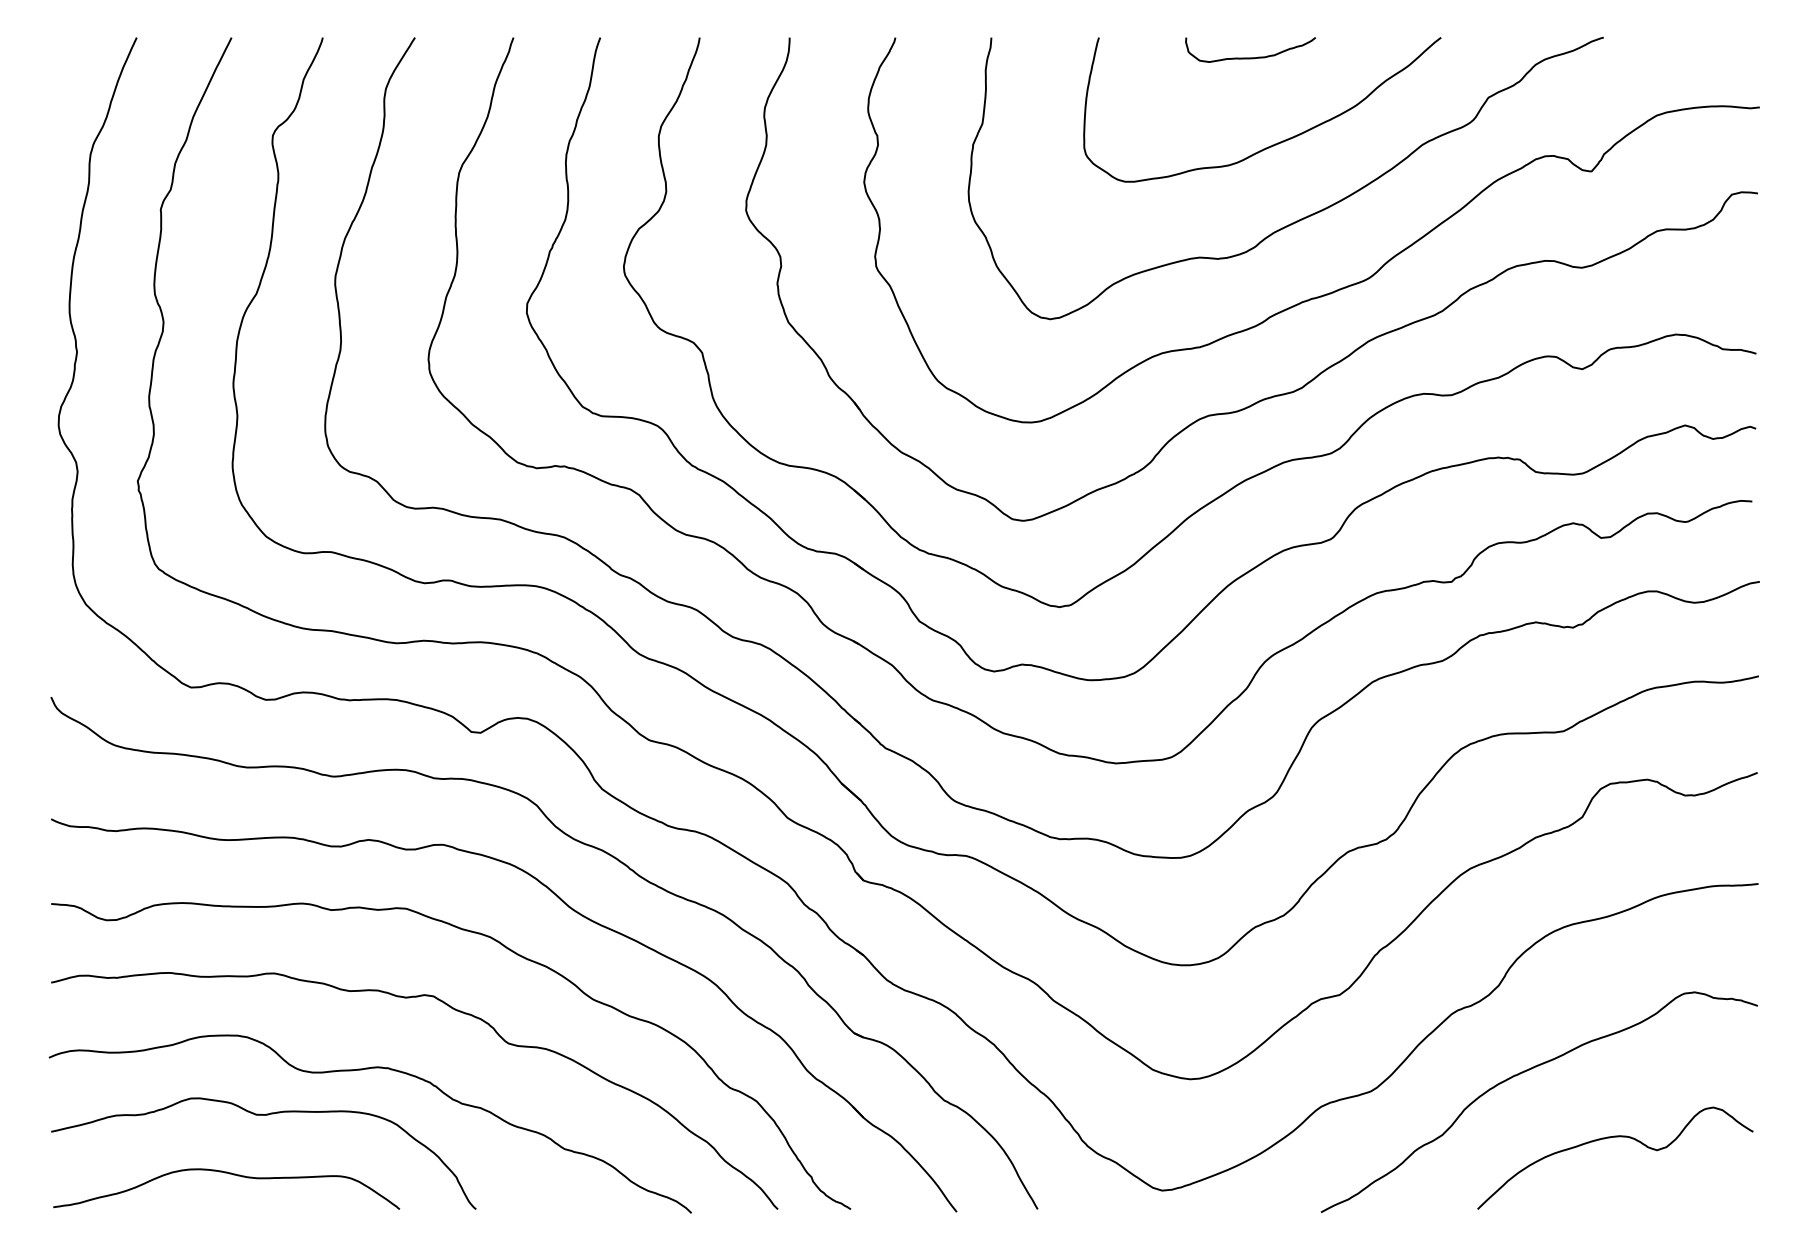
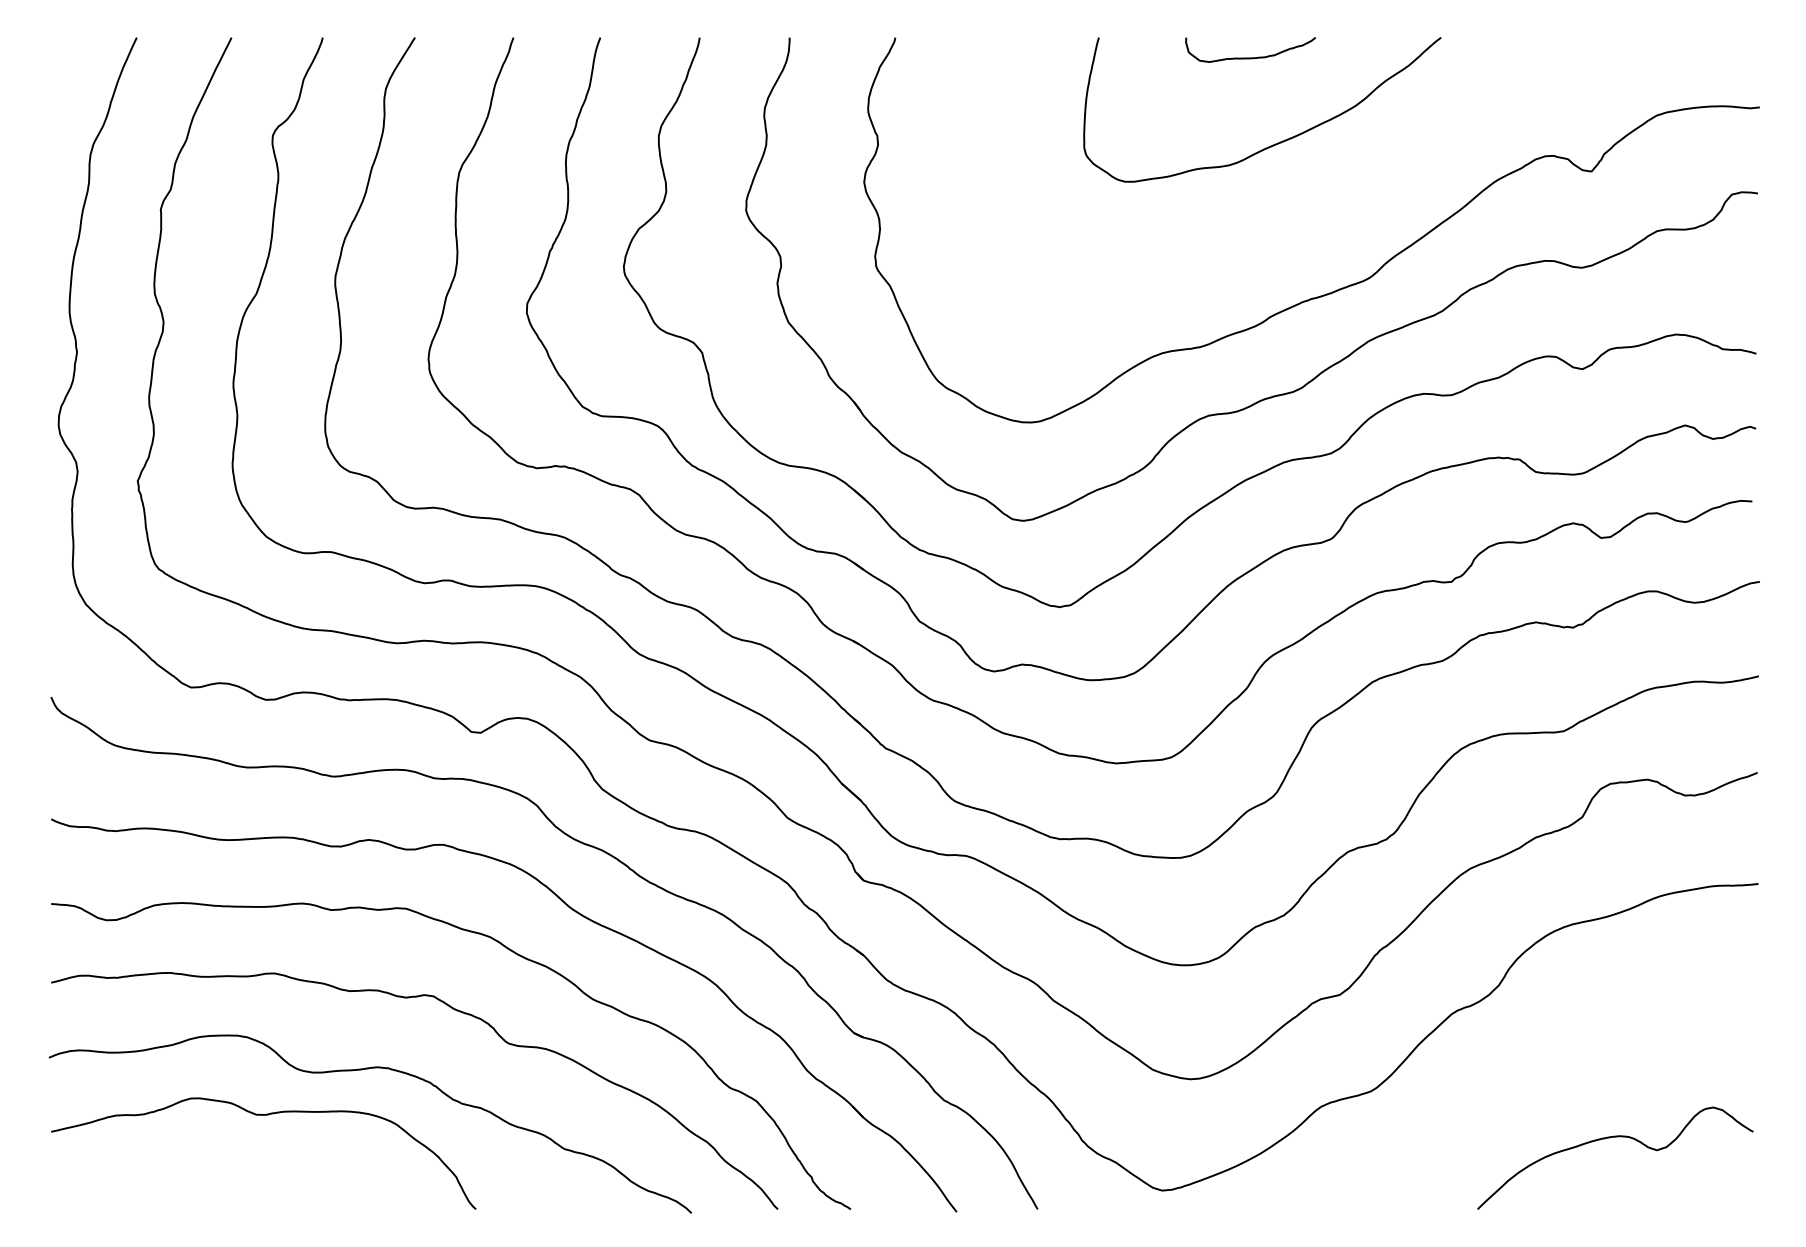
curve: present -> none (1305, 216)
curve: present -> none (1525, 1072)
curve: present -> none (229, 1174)
